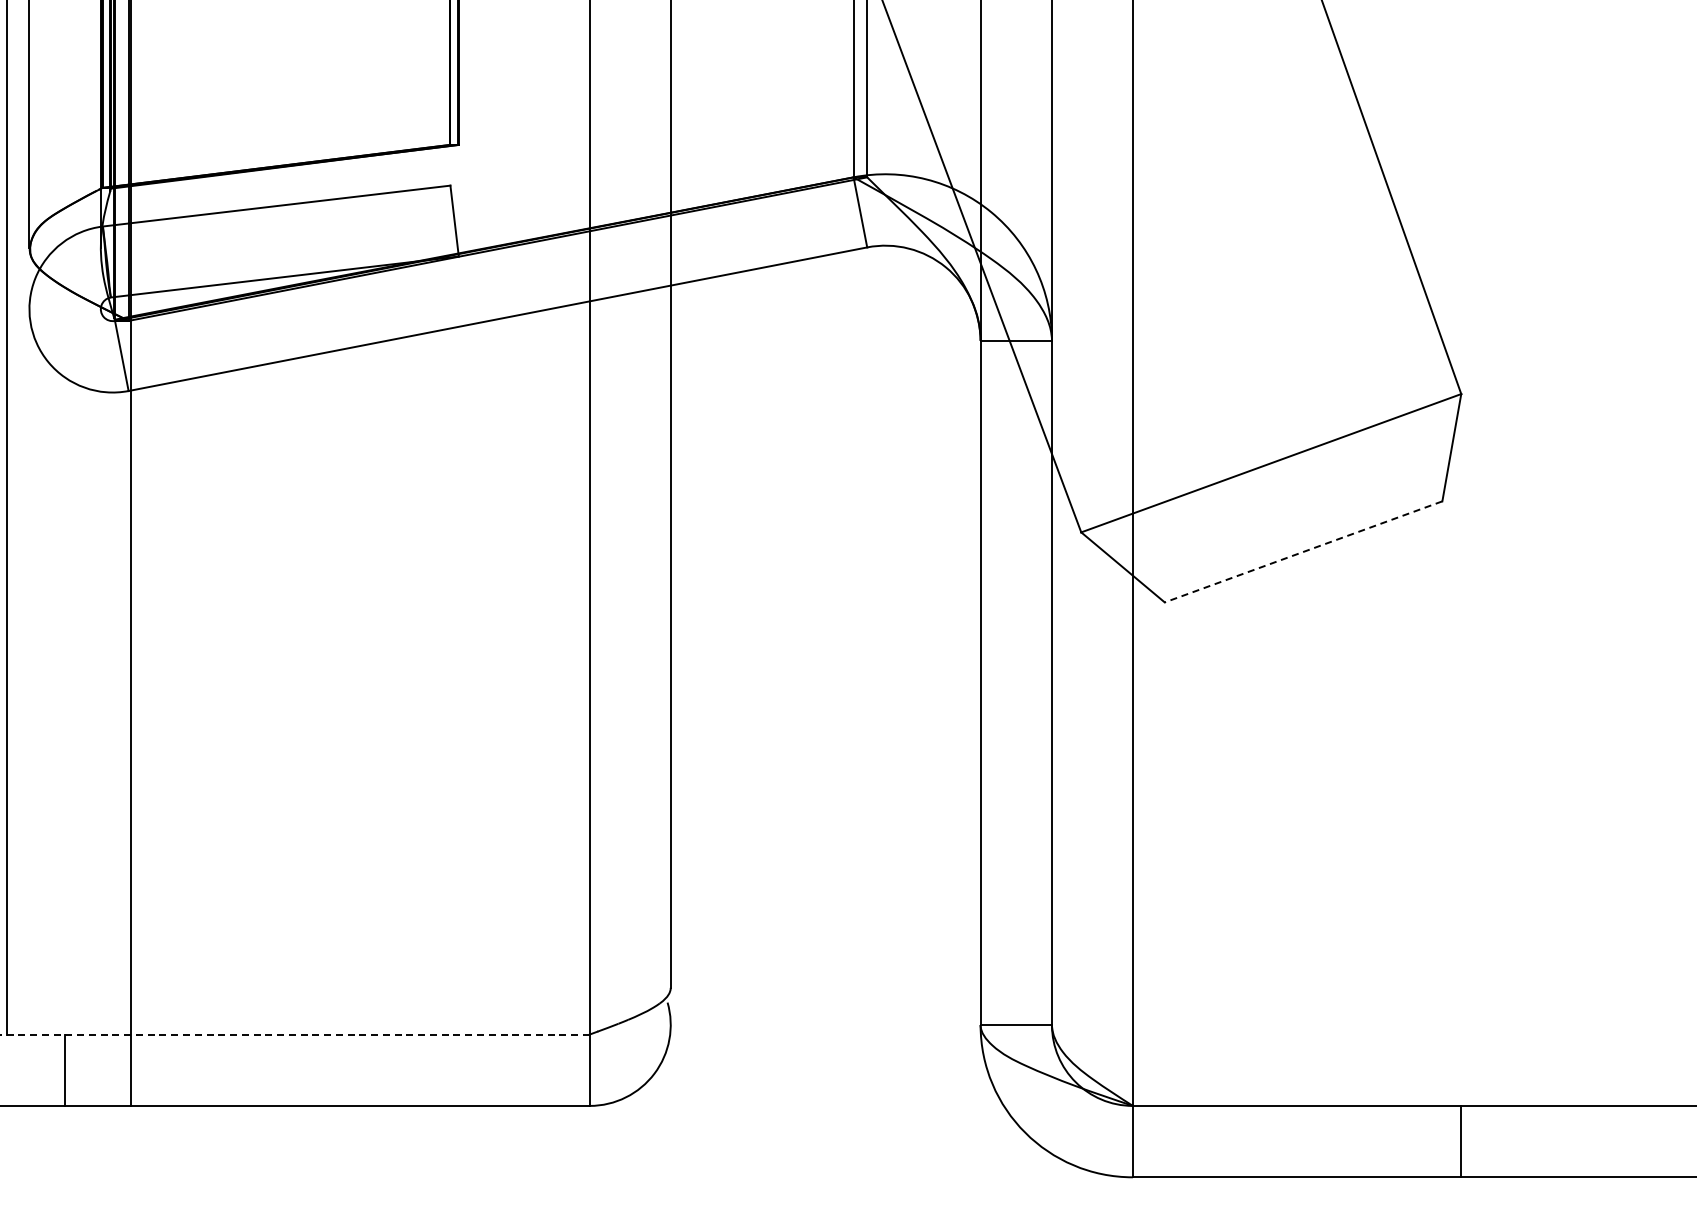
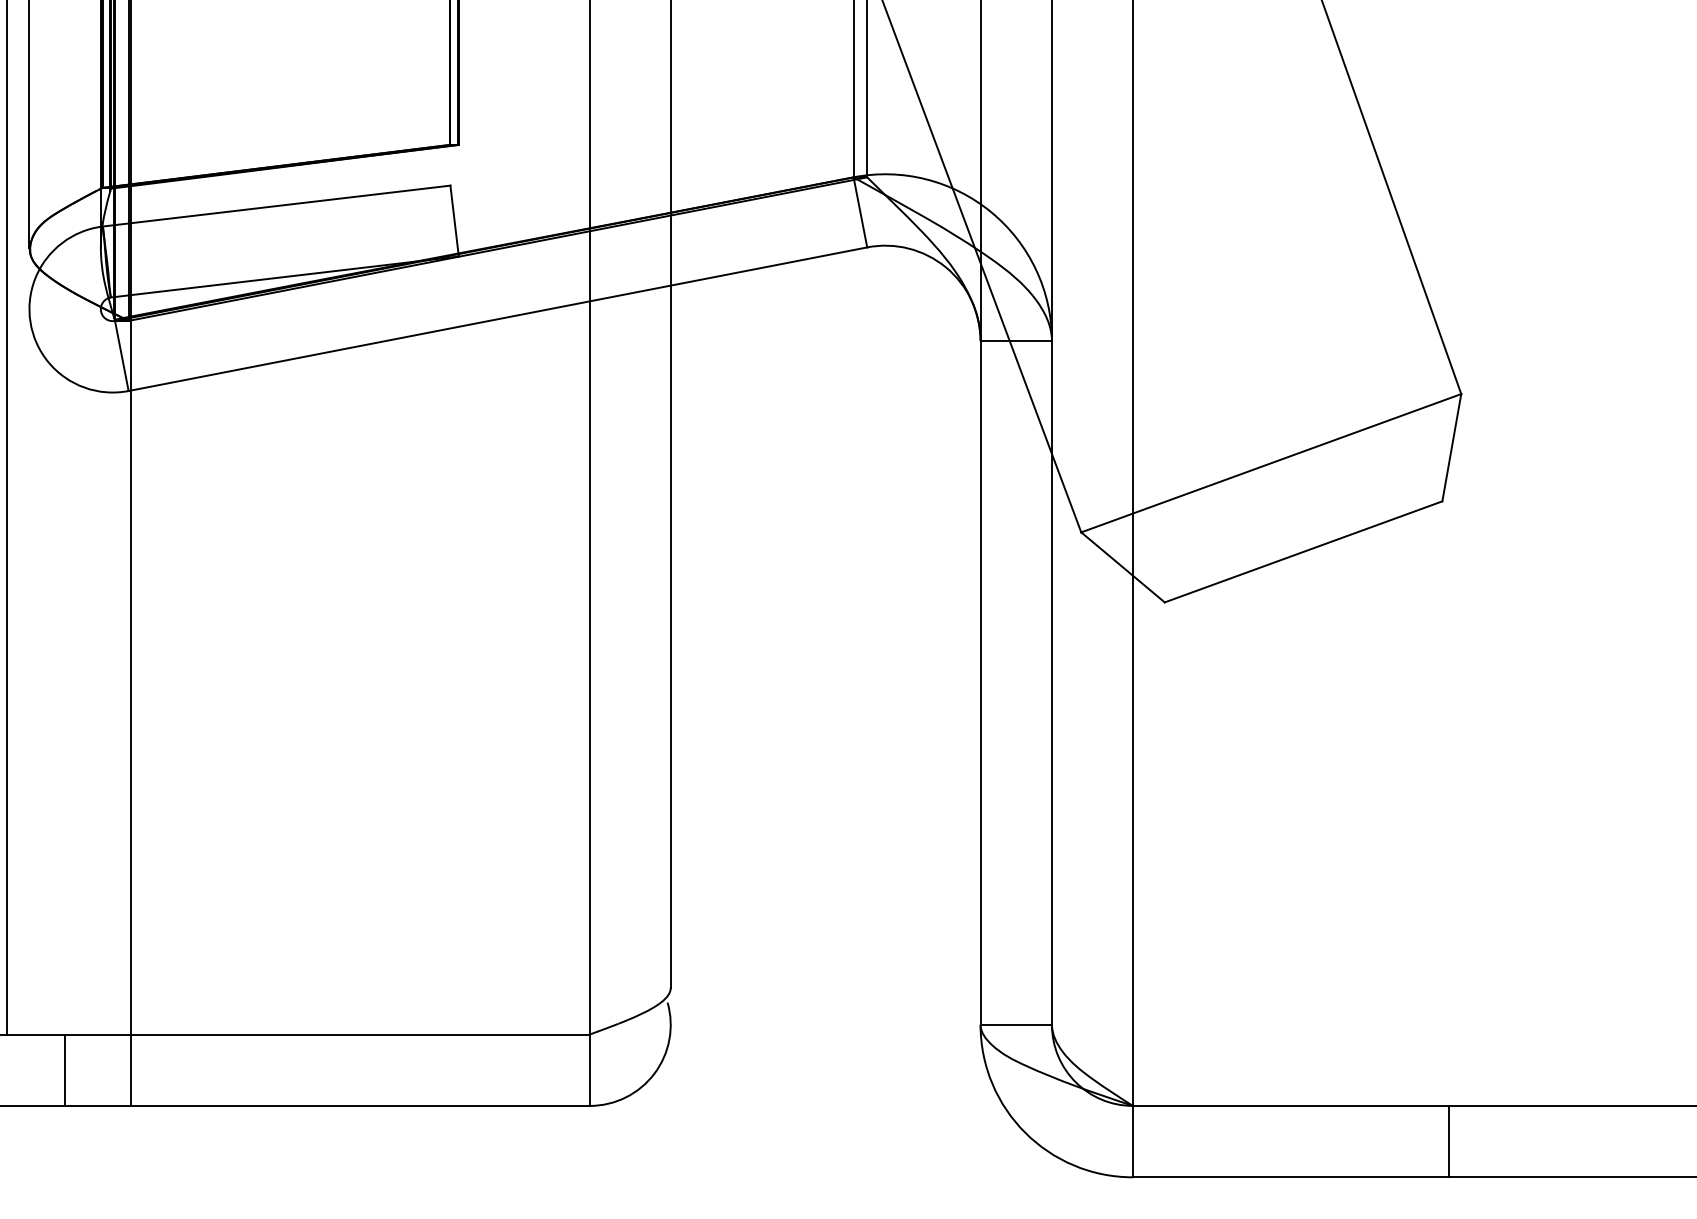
line: dashed -> solid (1303, 551)
line: dashed -> solid (294, 1034)
line position: (1461, 1141) -> (1449, 1141) (1449, 1141)
